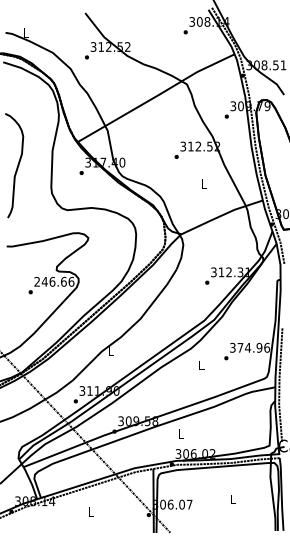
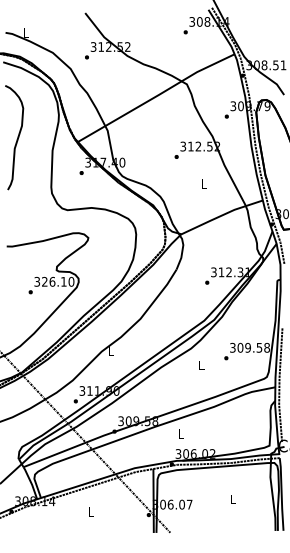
curve position: (16, 167) -> (16, 139) (16, 139)
text: 246.66 -> 326.10 (54, 281)
text: 374.96 -> 309.58 (253, 347)
